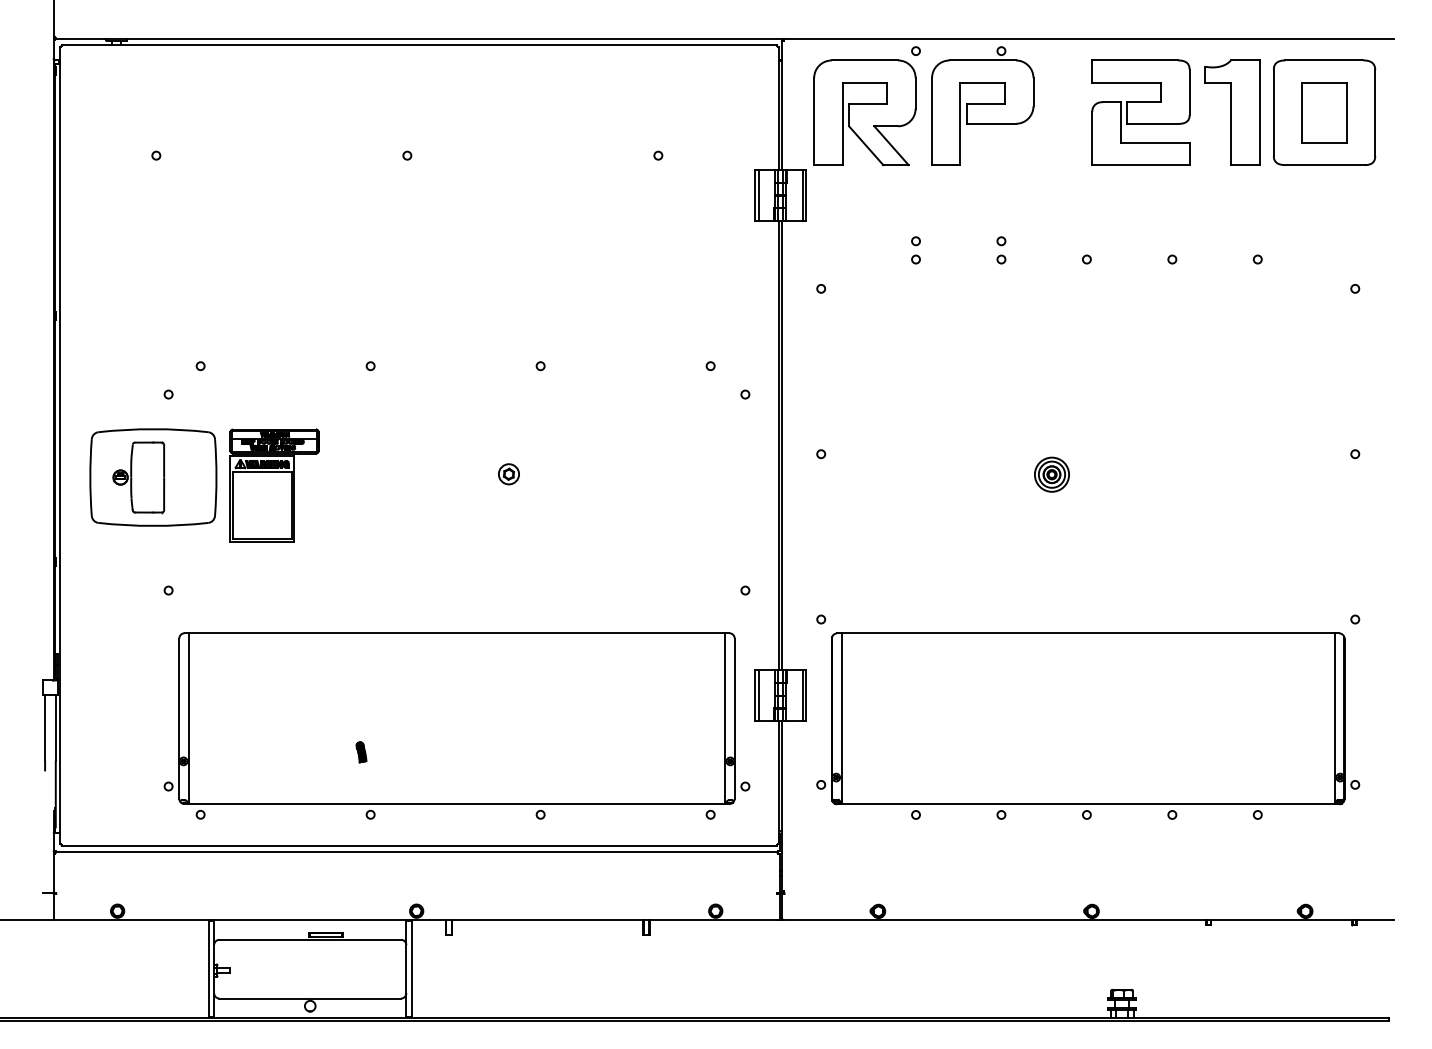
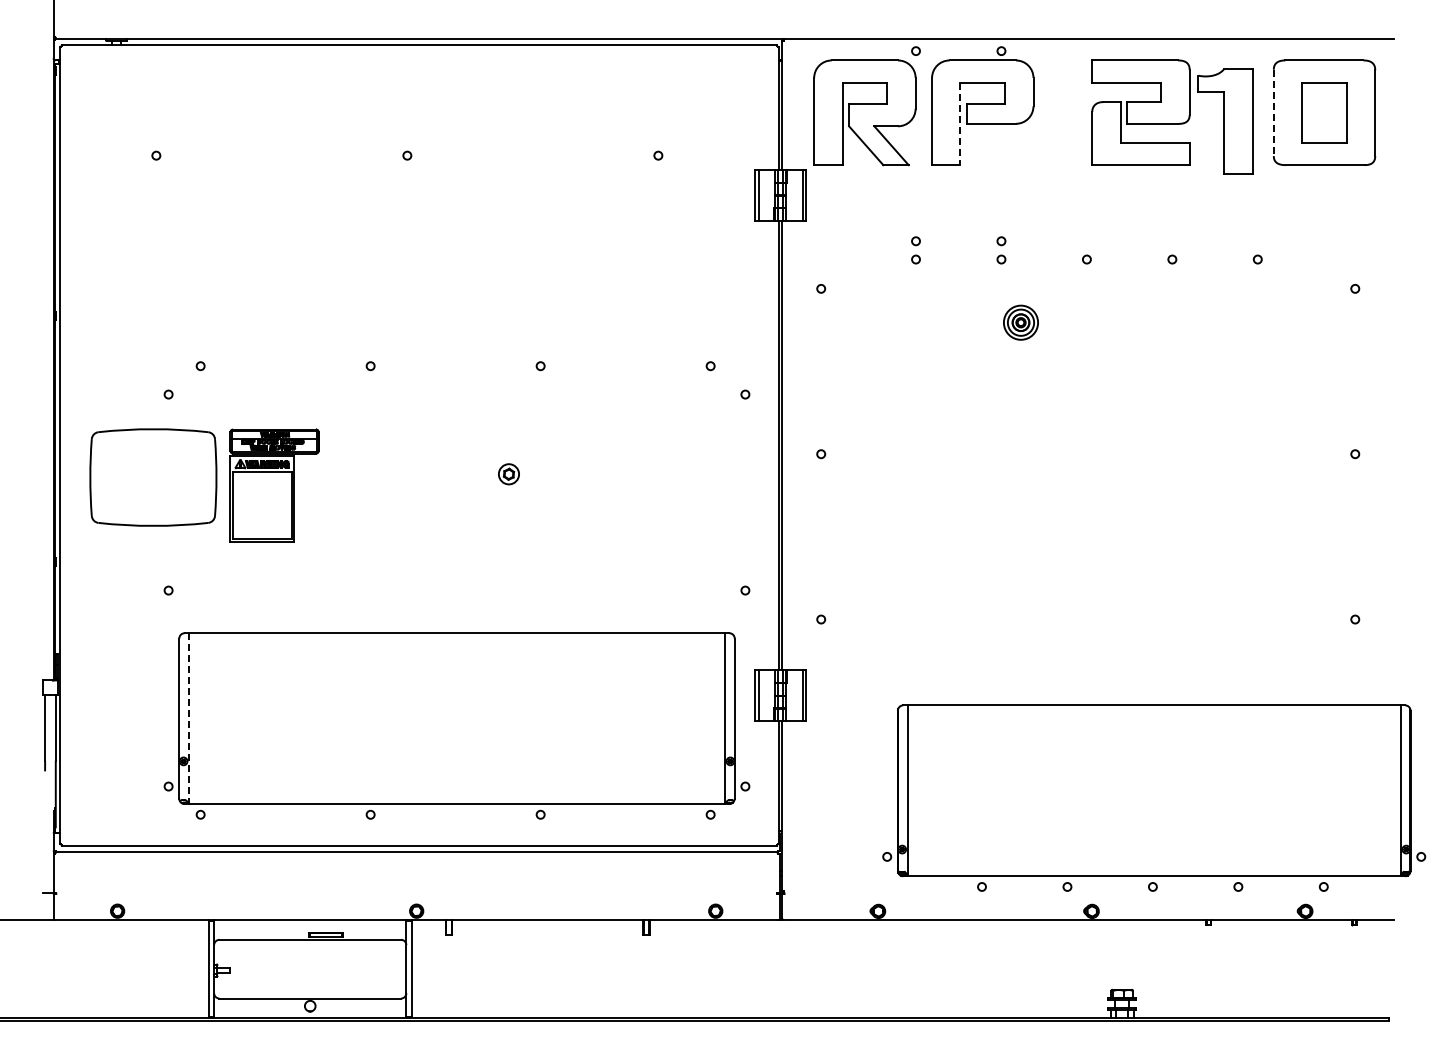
part position: (1232, 112) -> (1225, 121) (1225, 121)
line: solid -> dashed (1273, 113)
line: solid -> dashed (960, 124)
part position: (1051, 474) -> (1020, 322) (1020, 322)
part: present -> none (138, 477)
line: solid -> dashed (188, 718)
part position: (1088, 725) -> (1154, 797) (1154, 797)
part: present -> none (361, 752)
